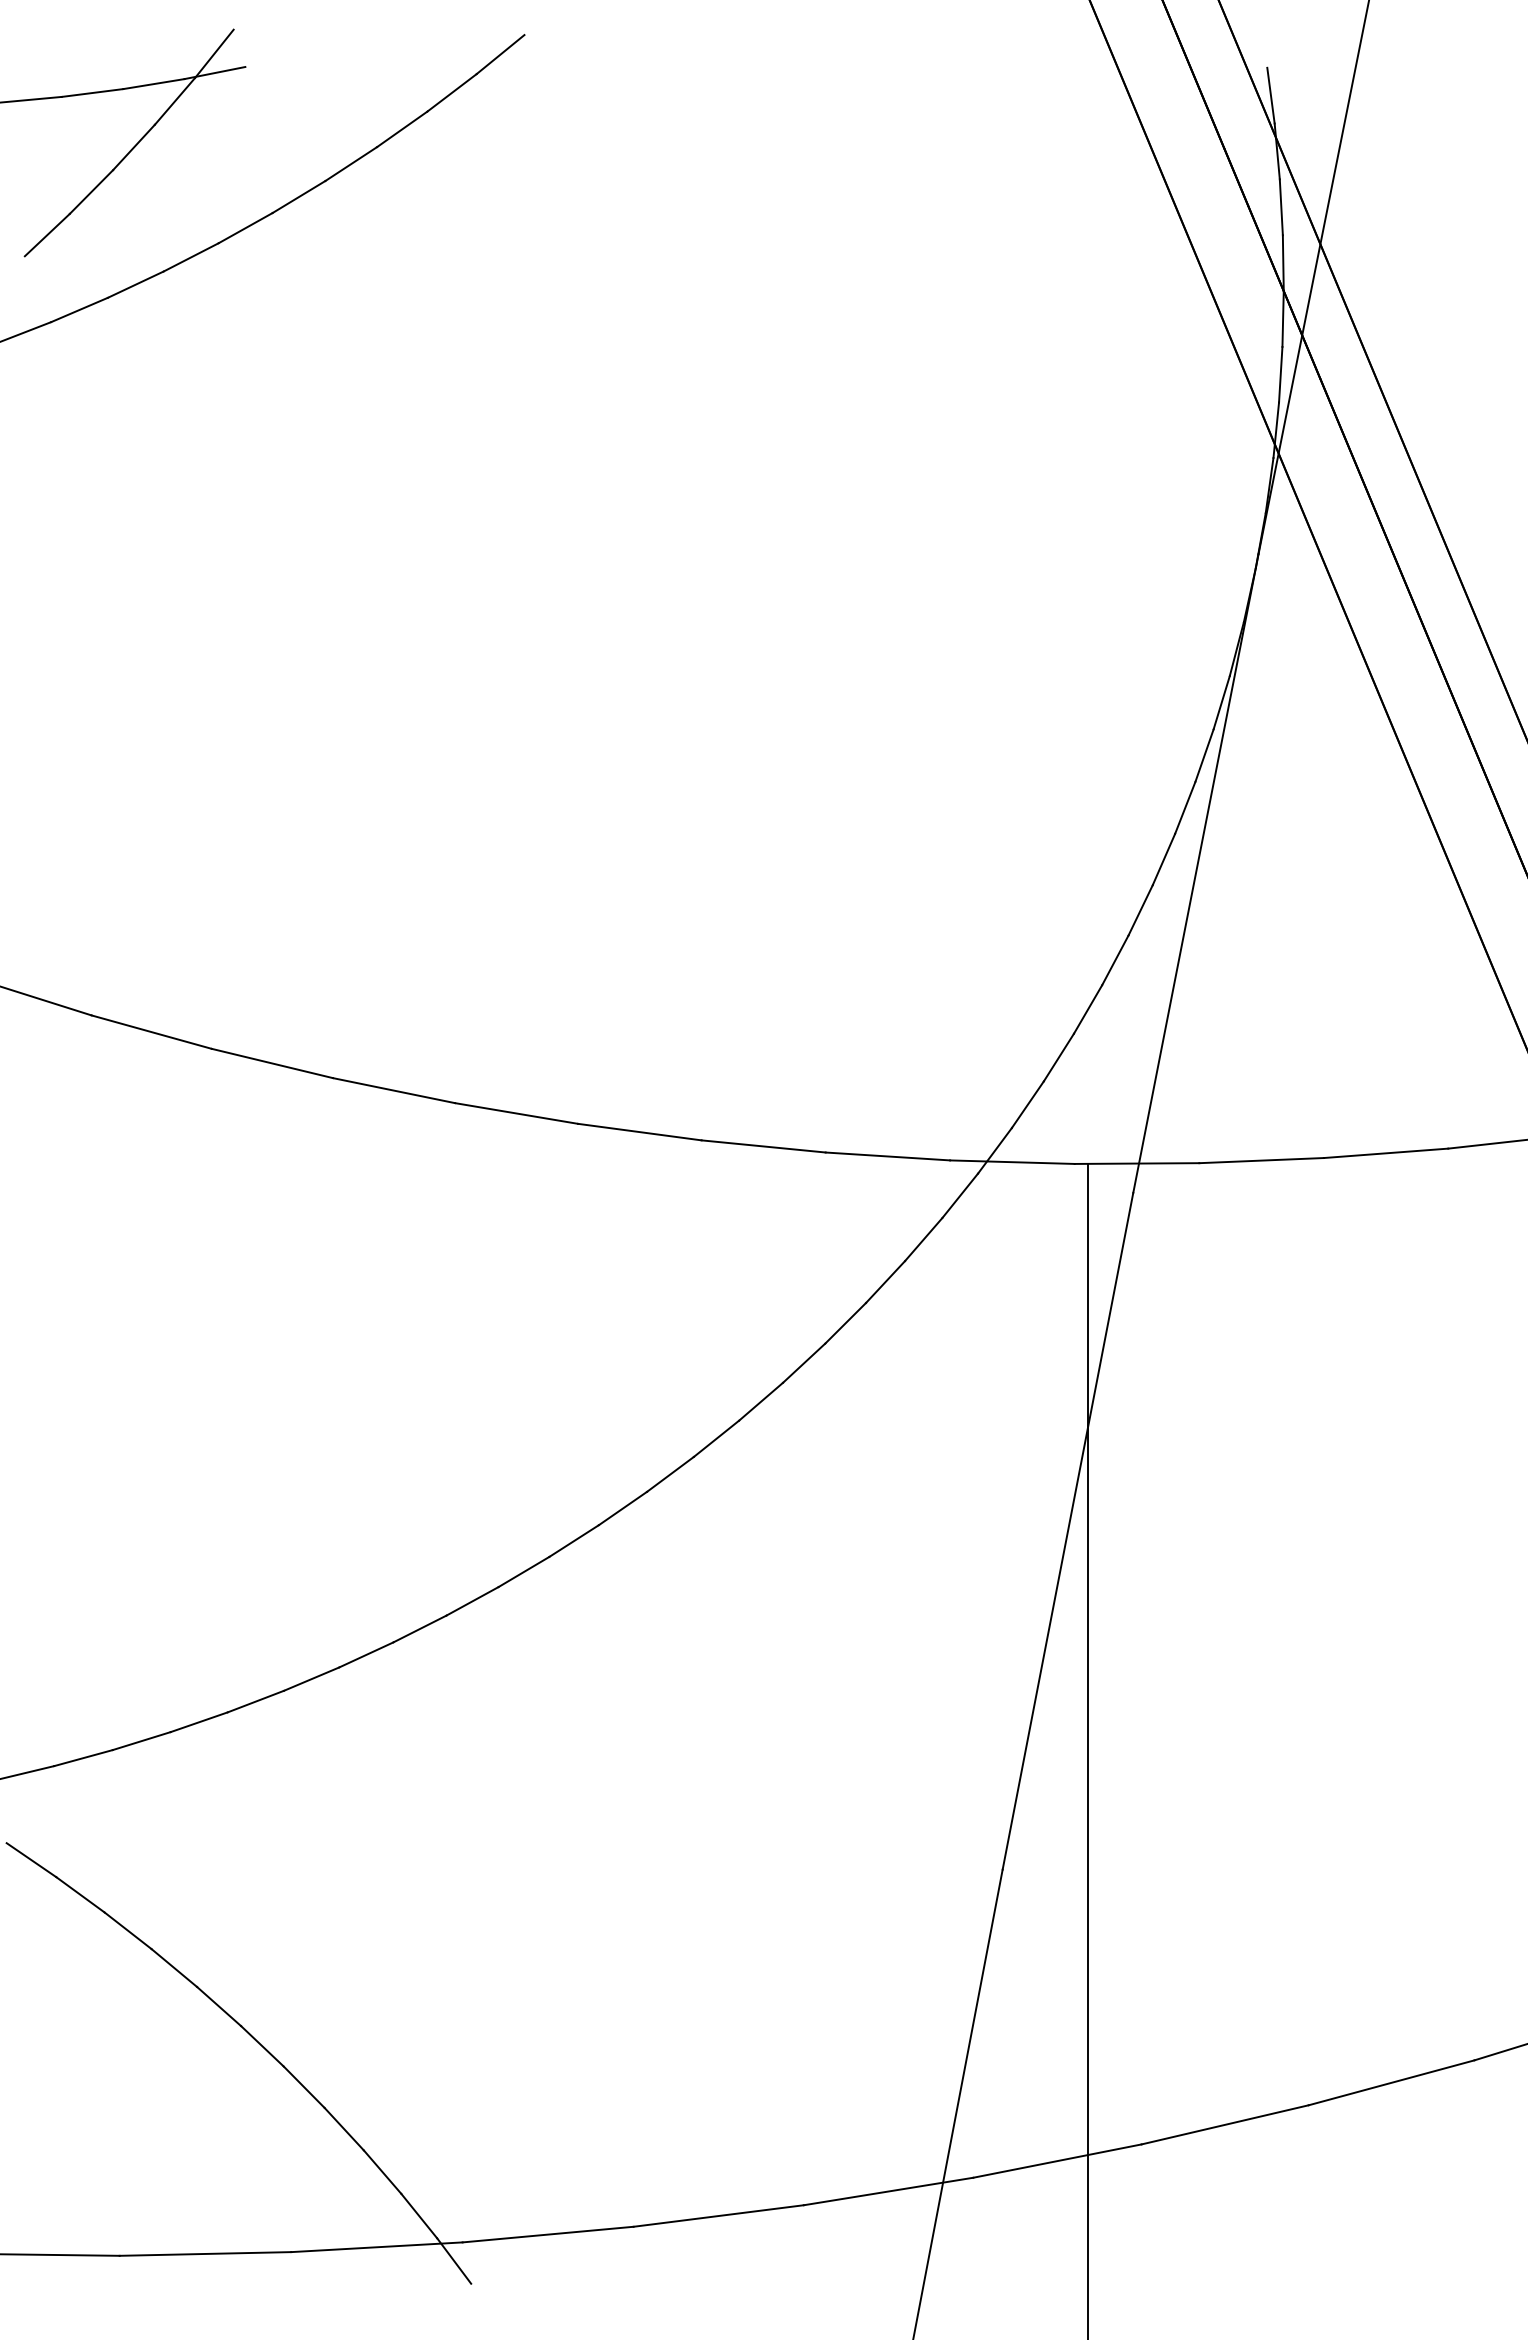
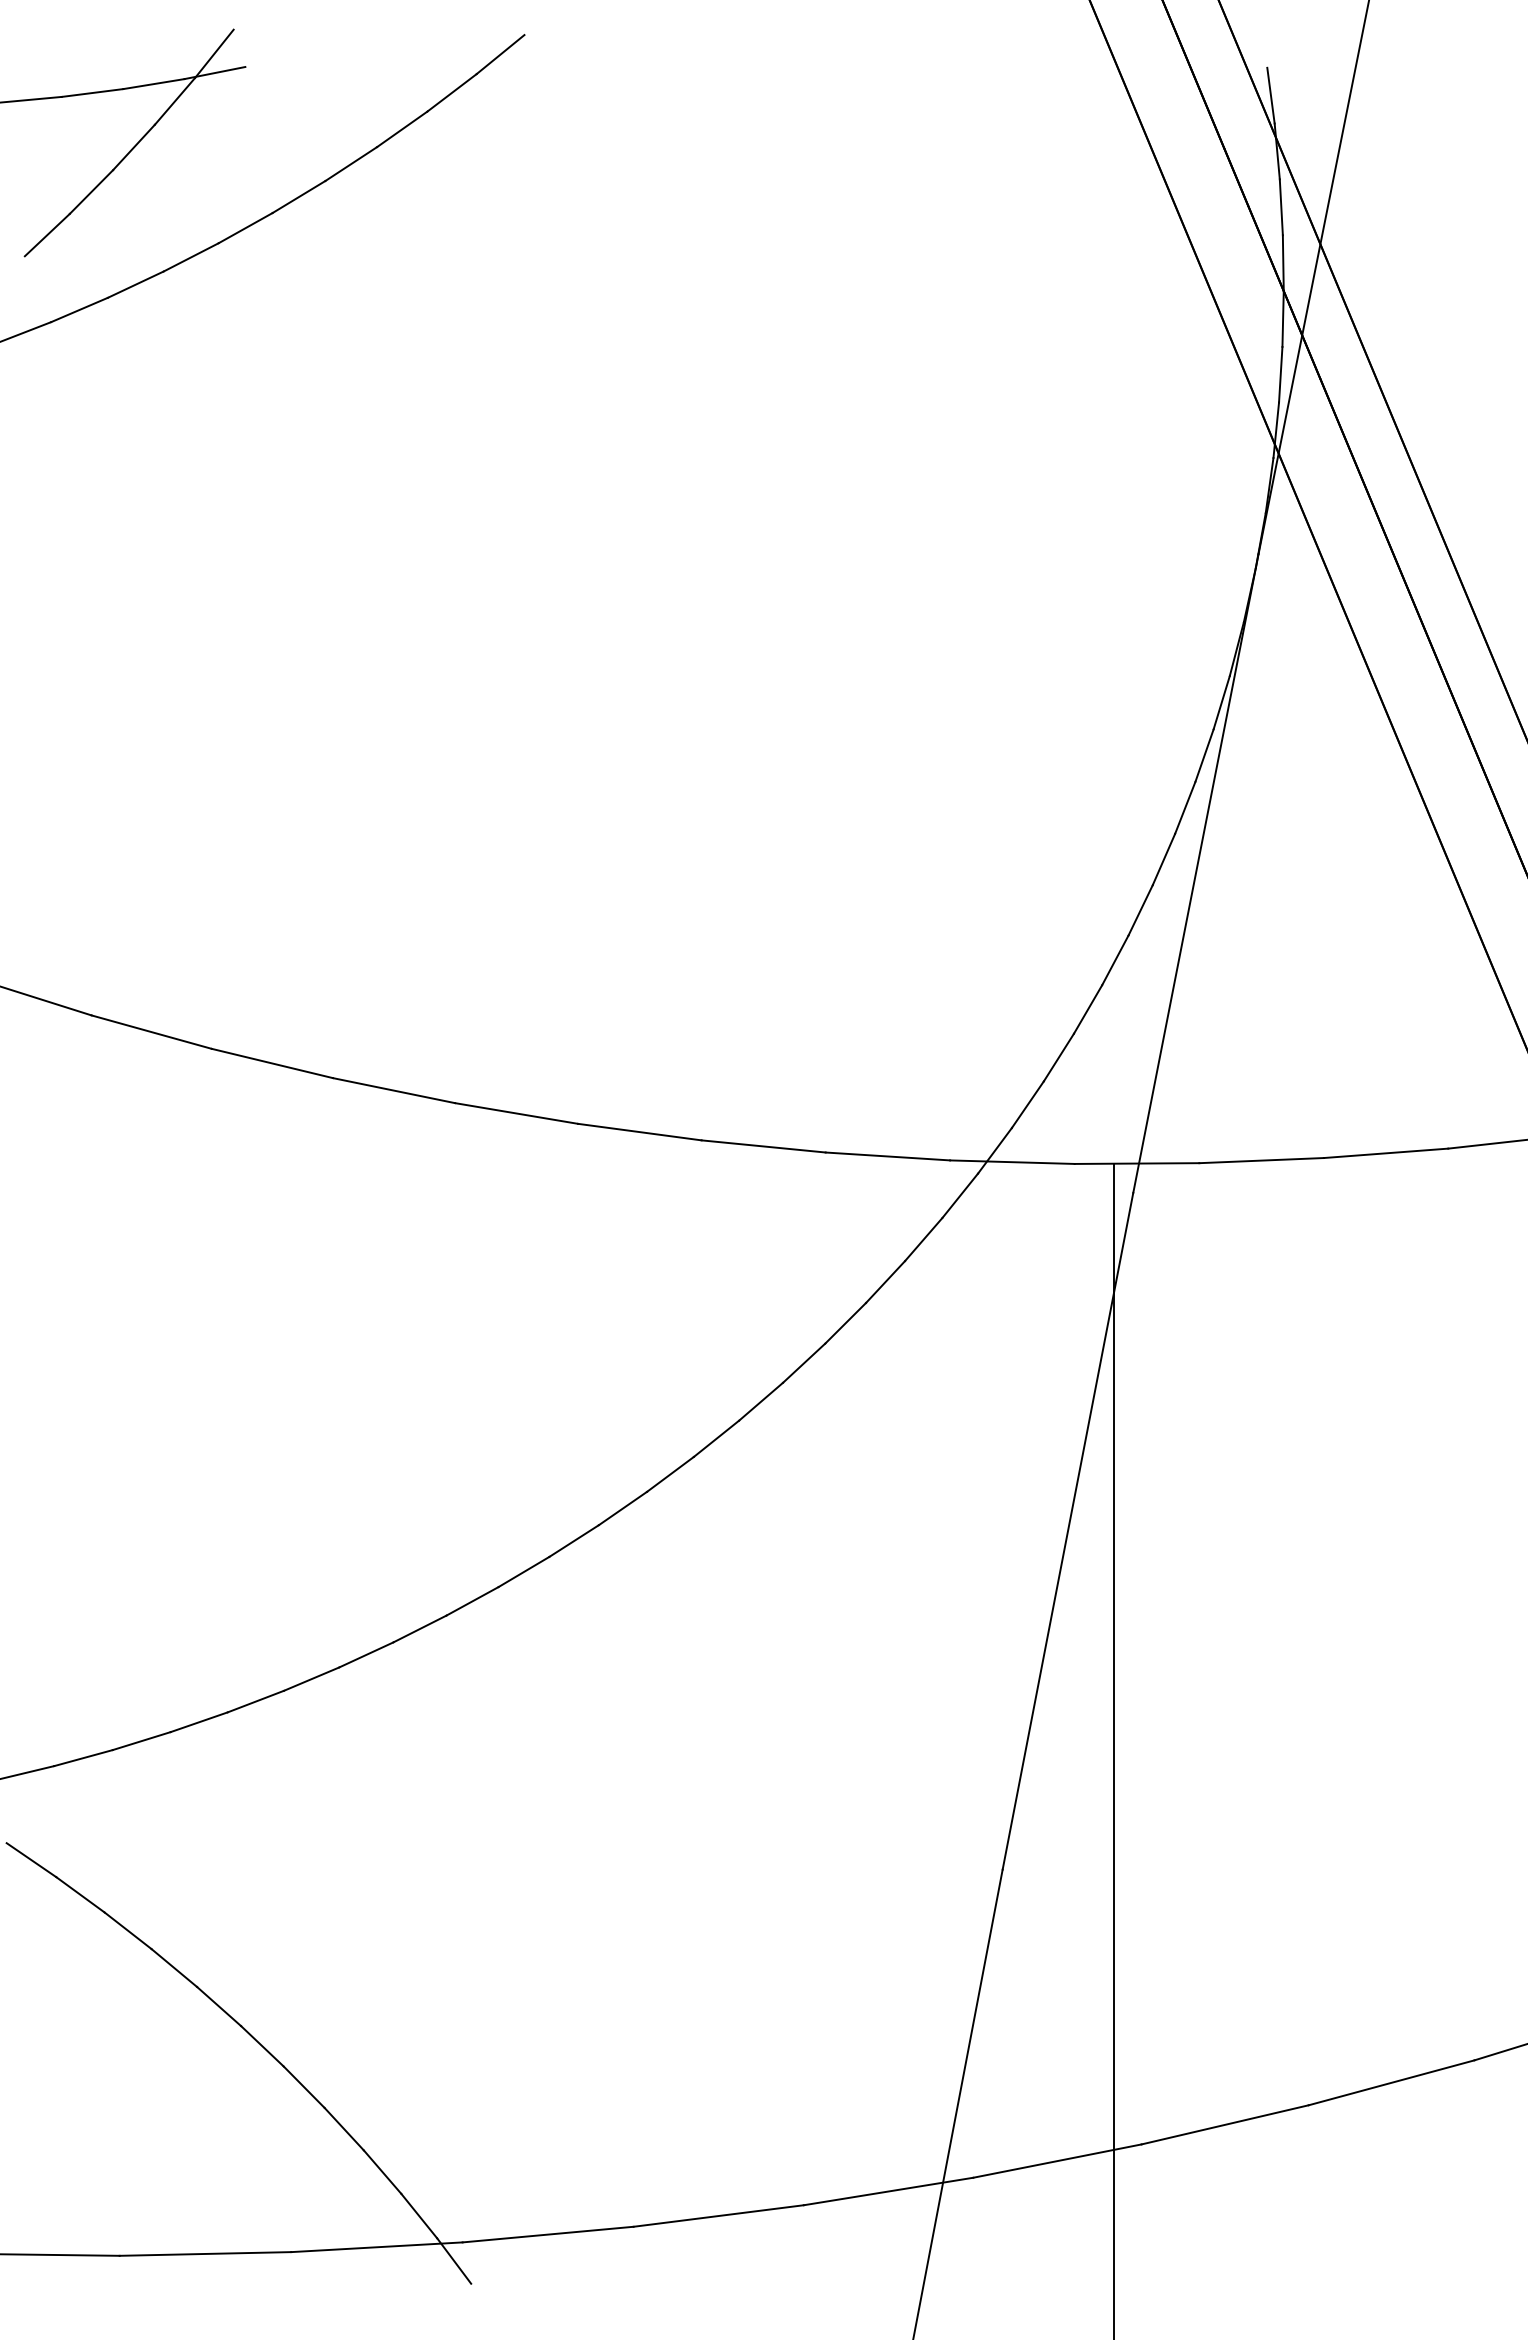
line position: (1088, 1750) -> (1114, 1750) (1114, 1750)
